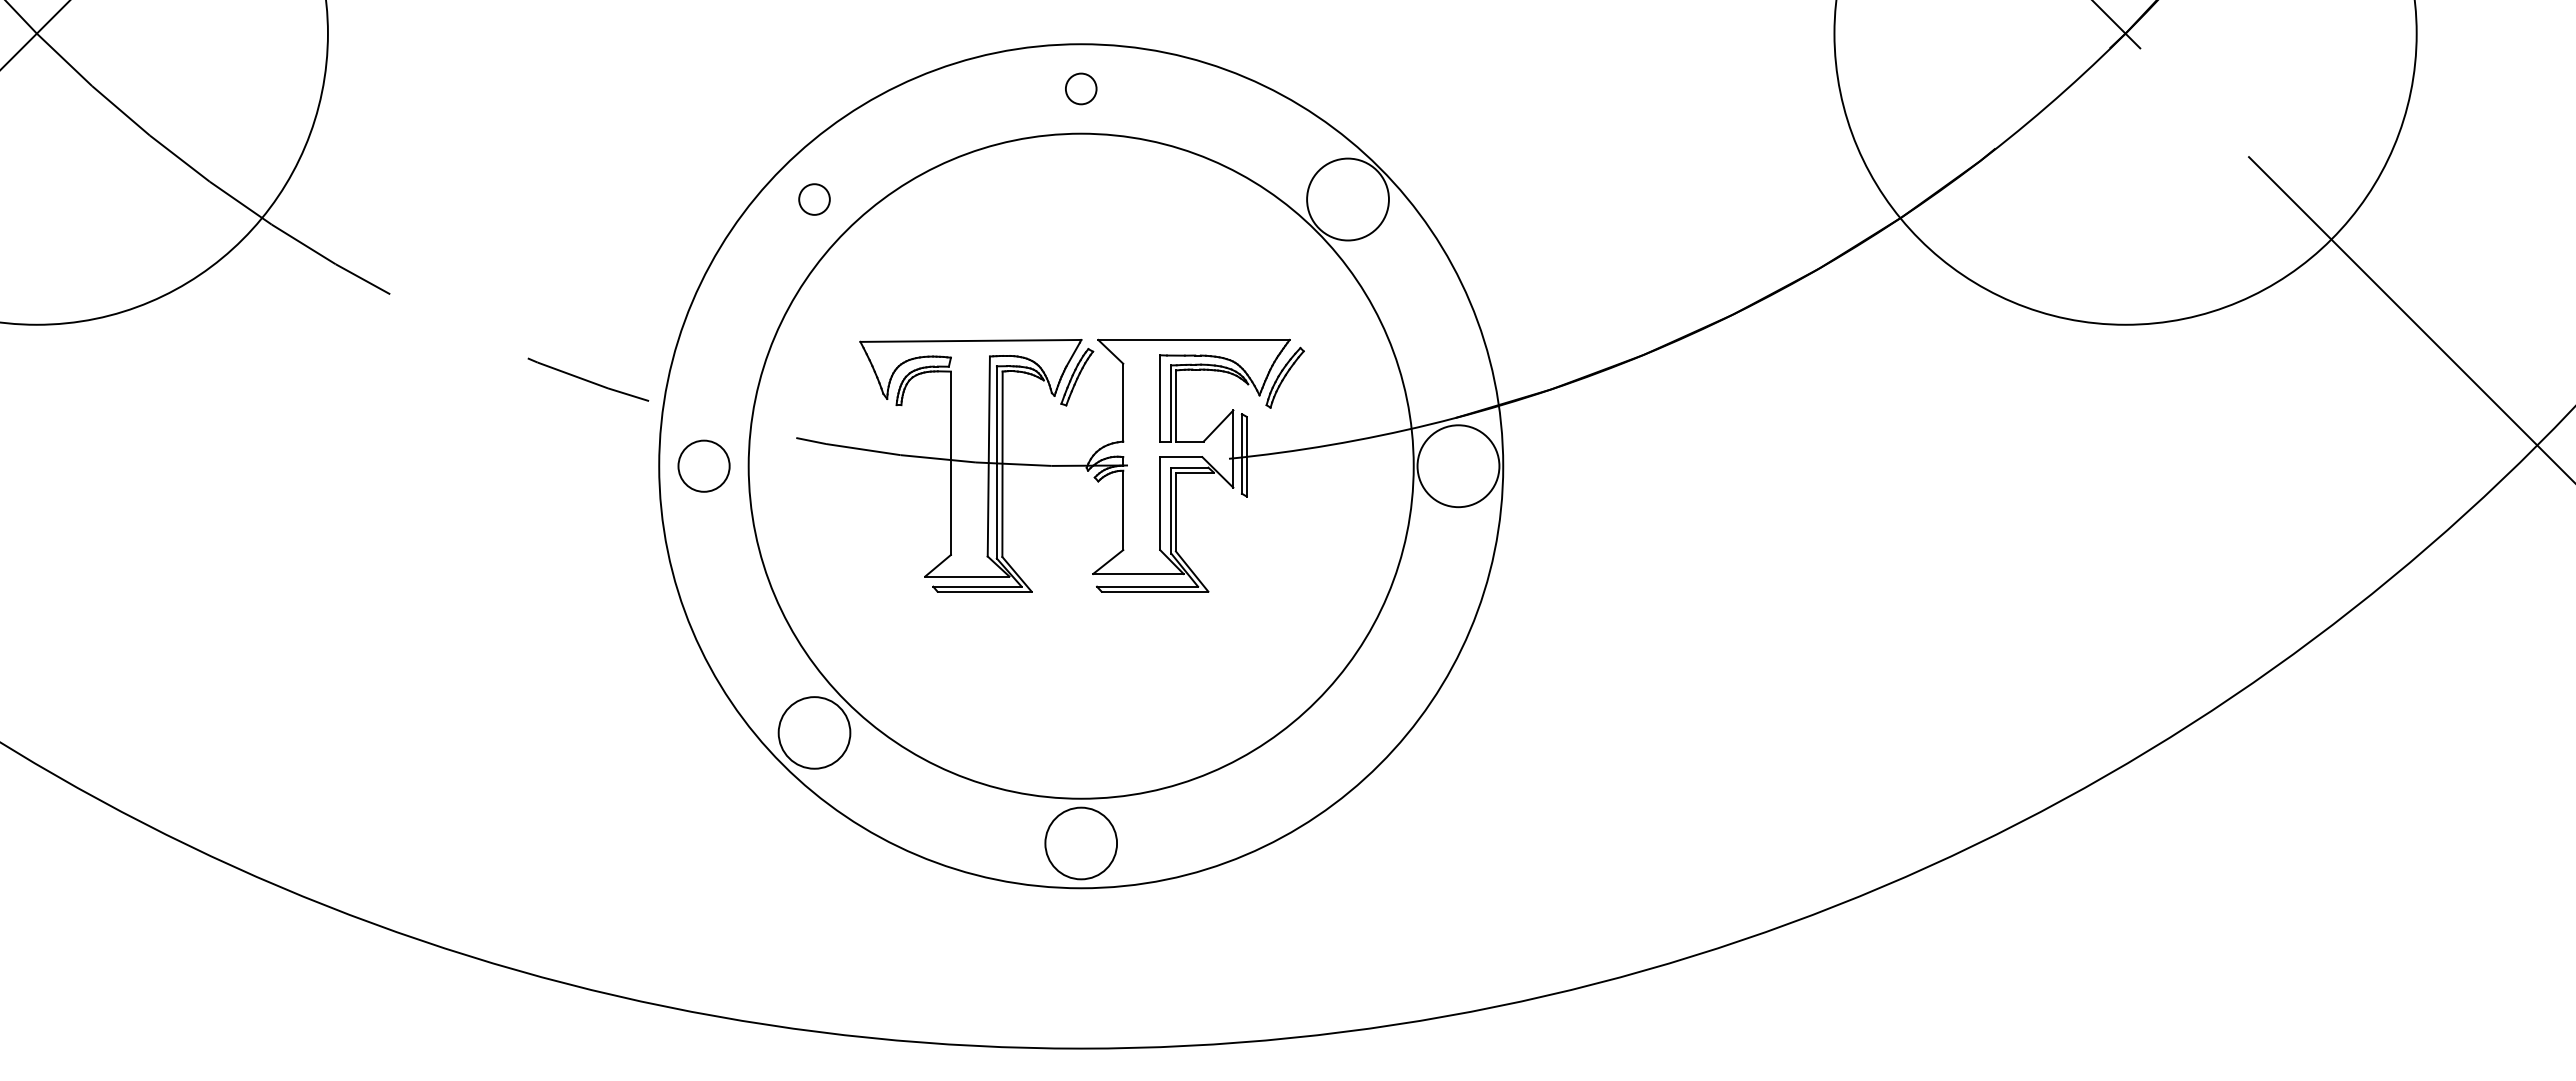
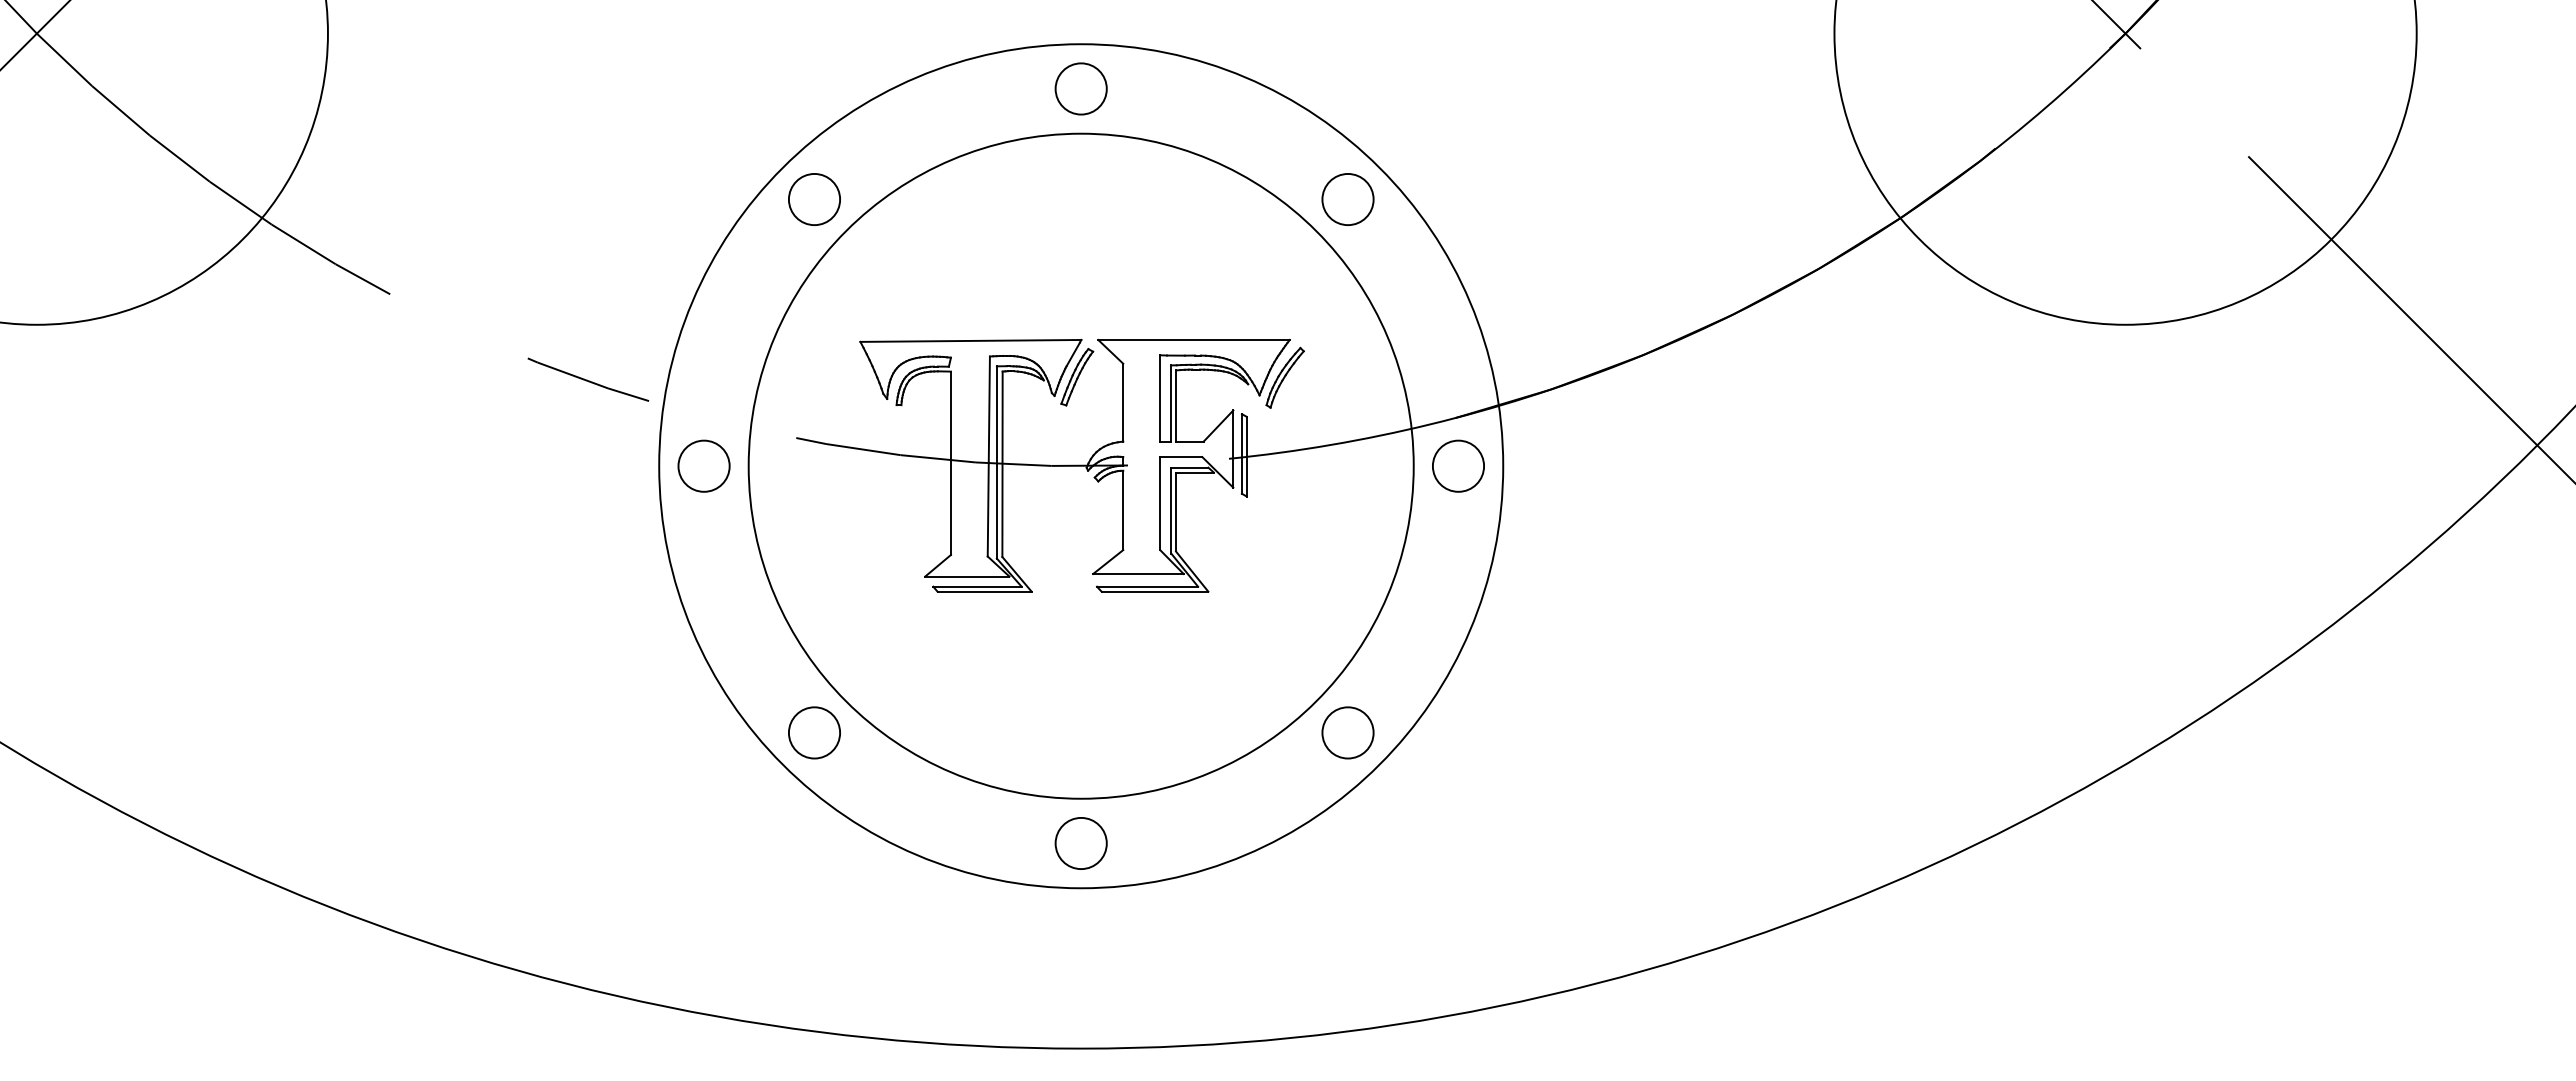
circle diameter: 31 px -> 51 px (1080, 88)
circle diameter: 31 px -> 51 px (814, 199)
circle diameter: 82 px -> 51 px (1347, 199)
circle diameter: 82 px -> 51 px (1458, 465)
circle diameter: 72 px -> 51 px (814, 732)
circle: none -> present (1347, 732)
circle diameter: 72 px -> 51 px (1080, 843)
